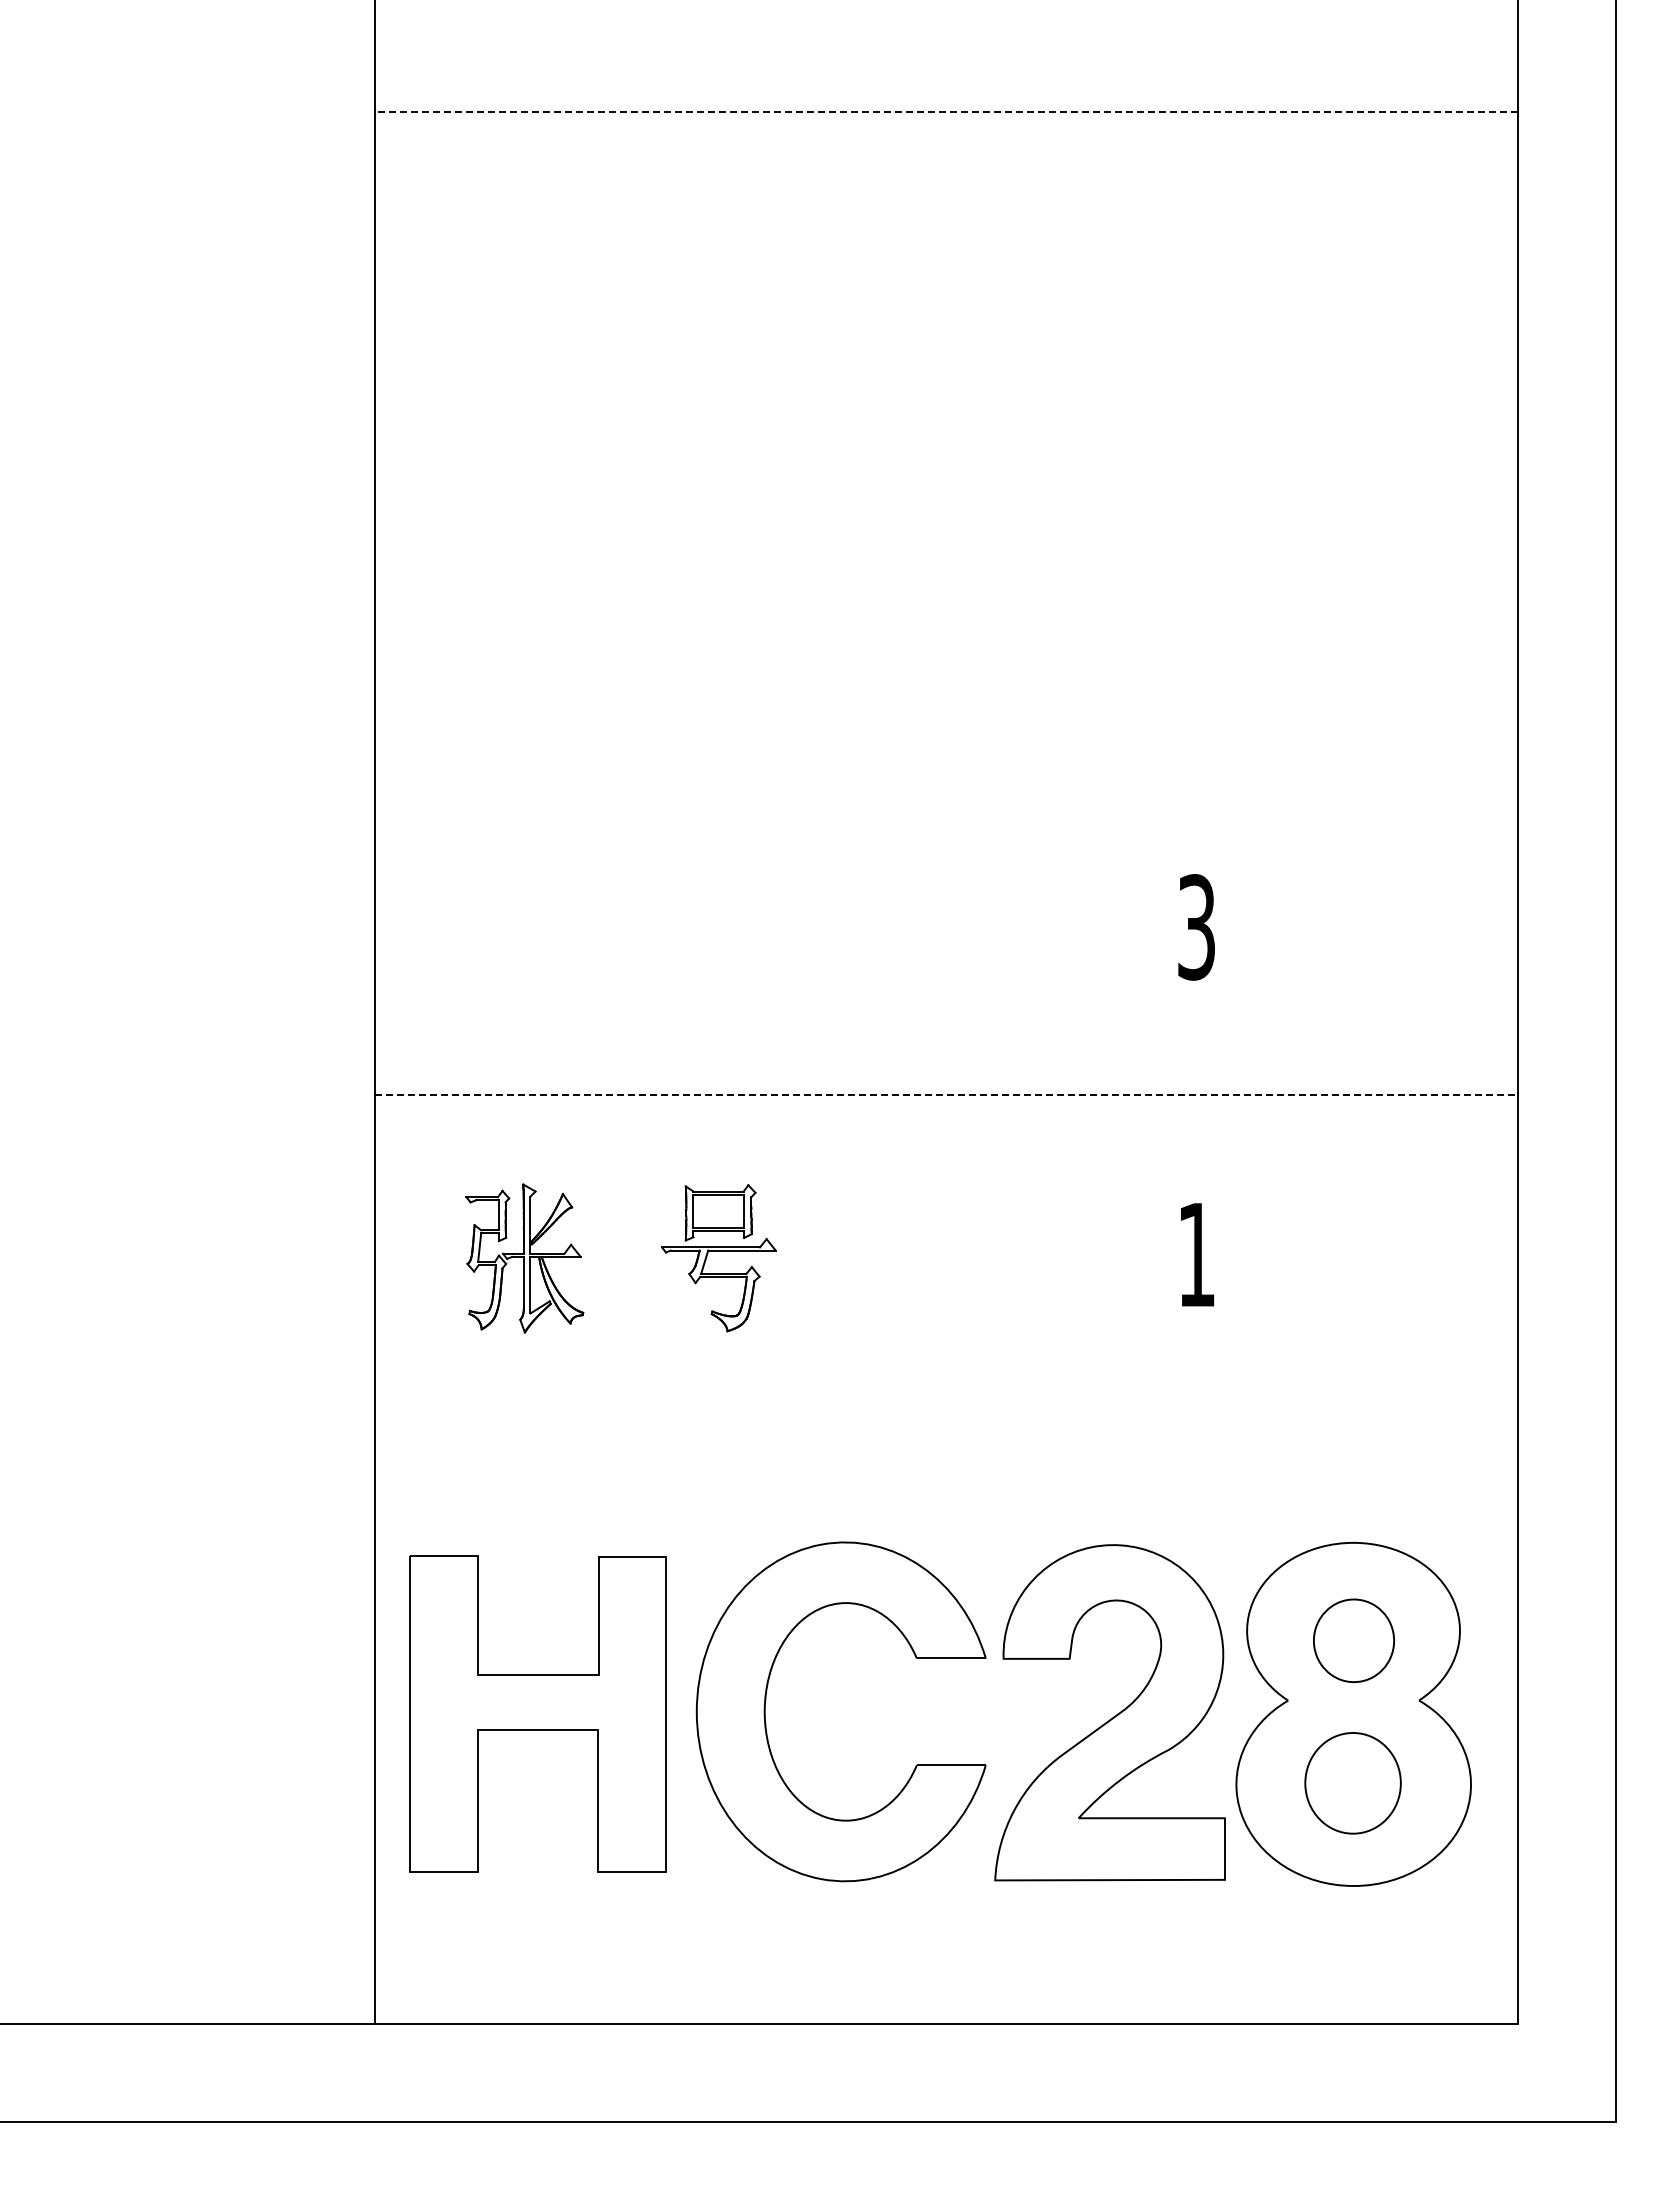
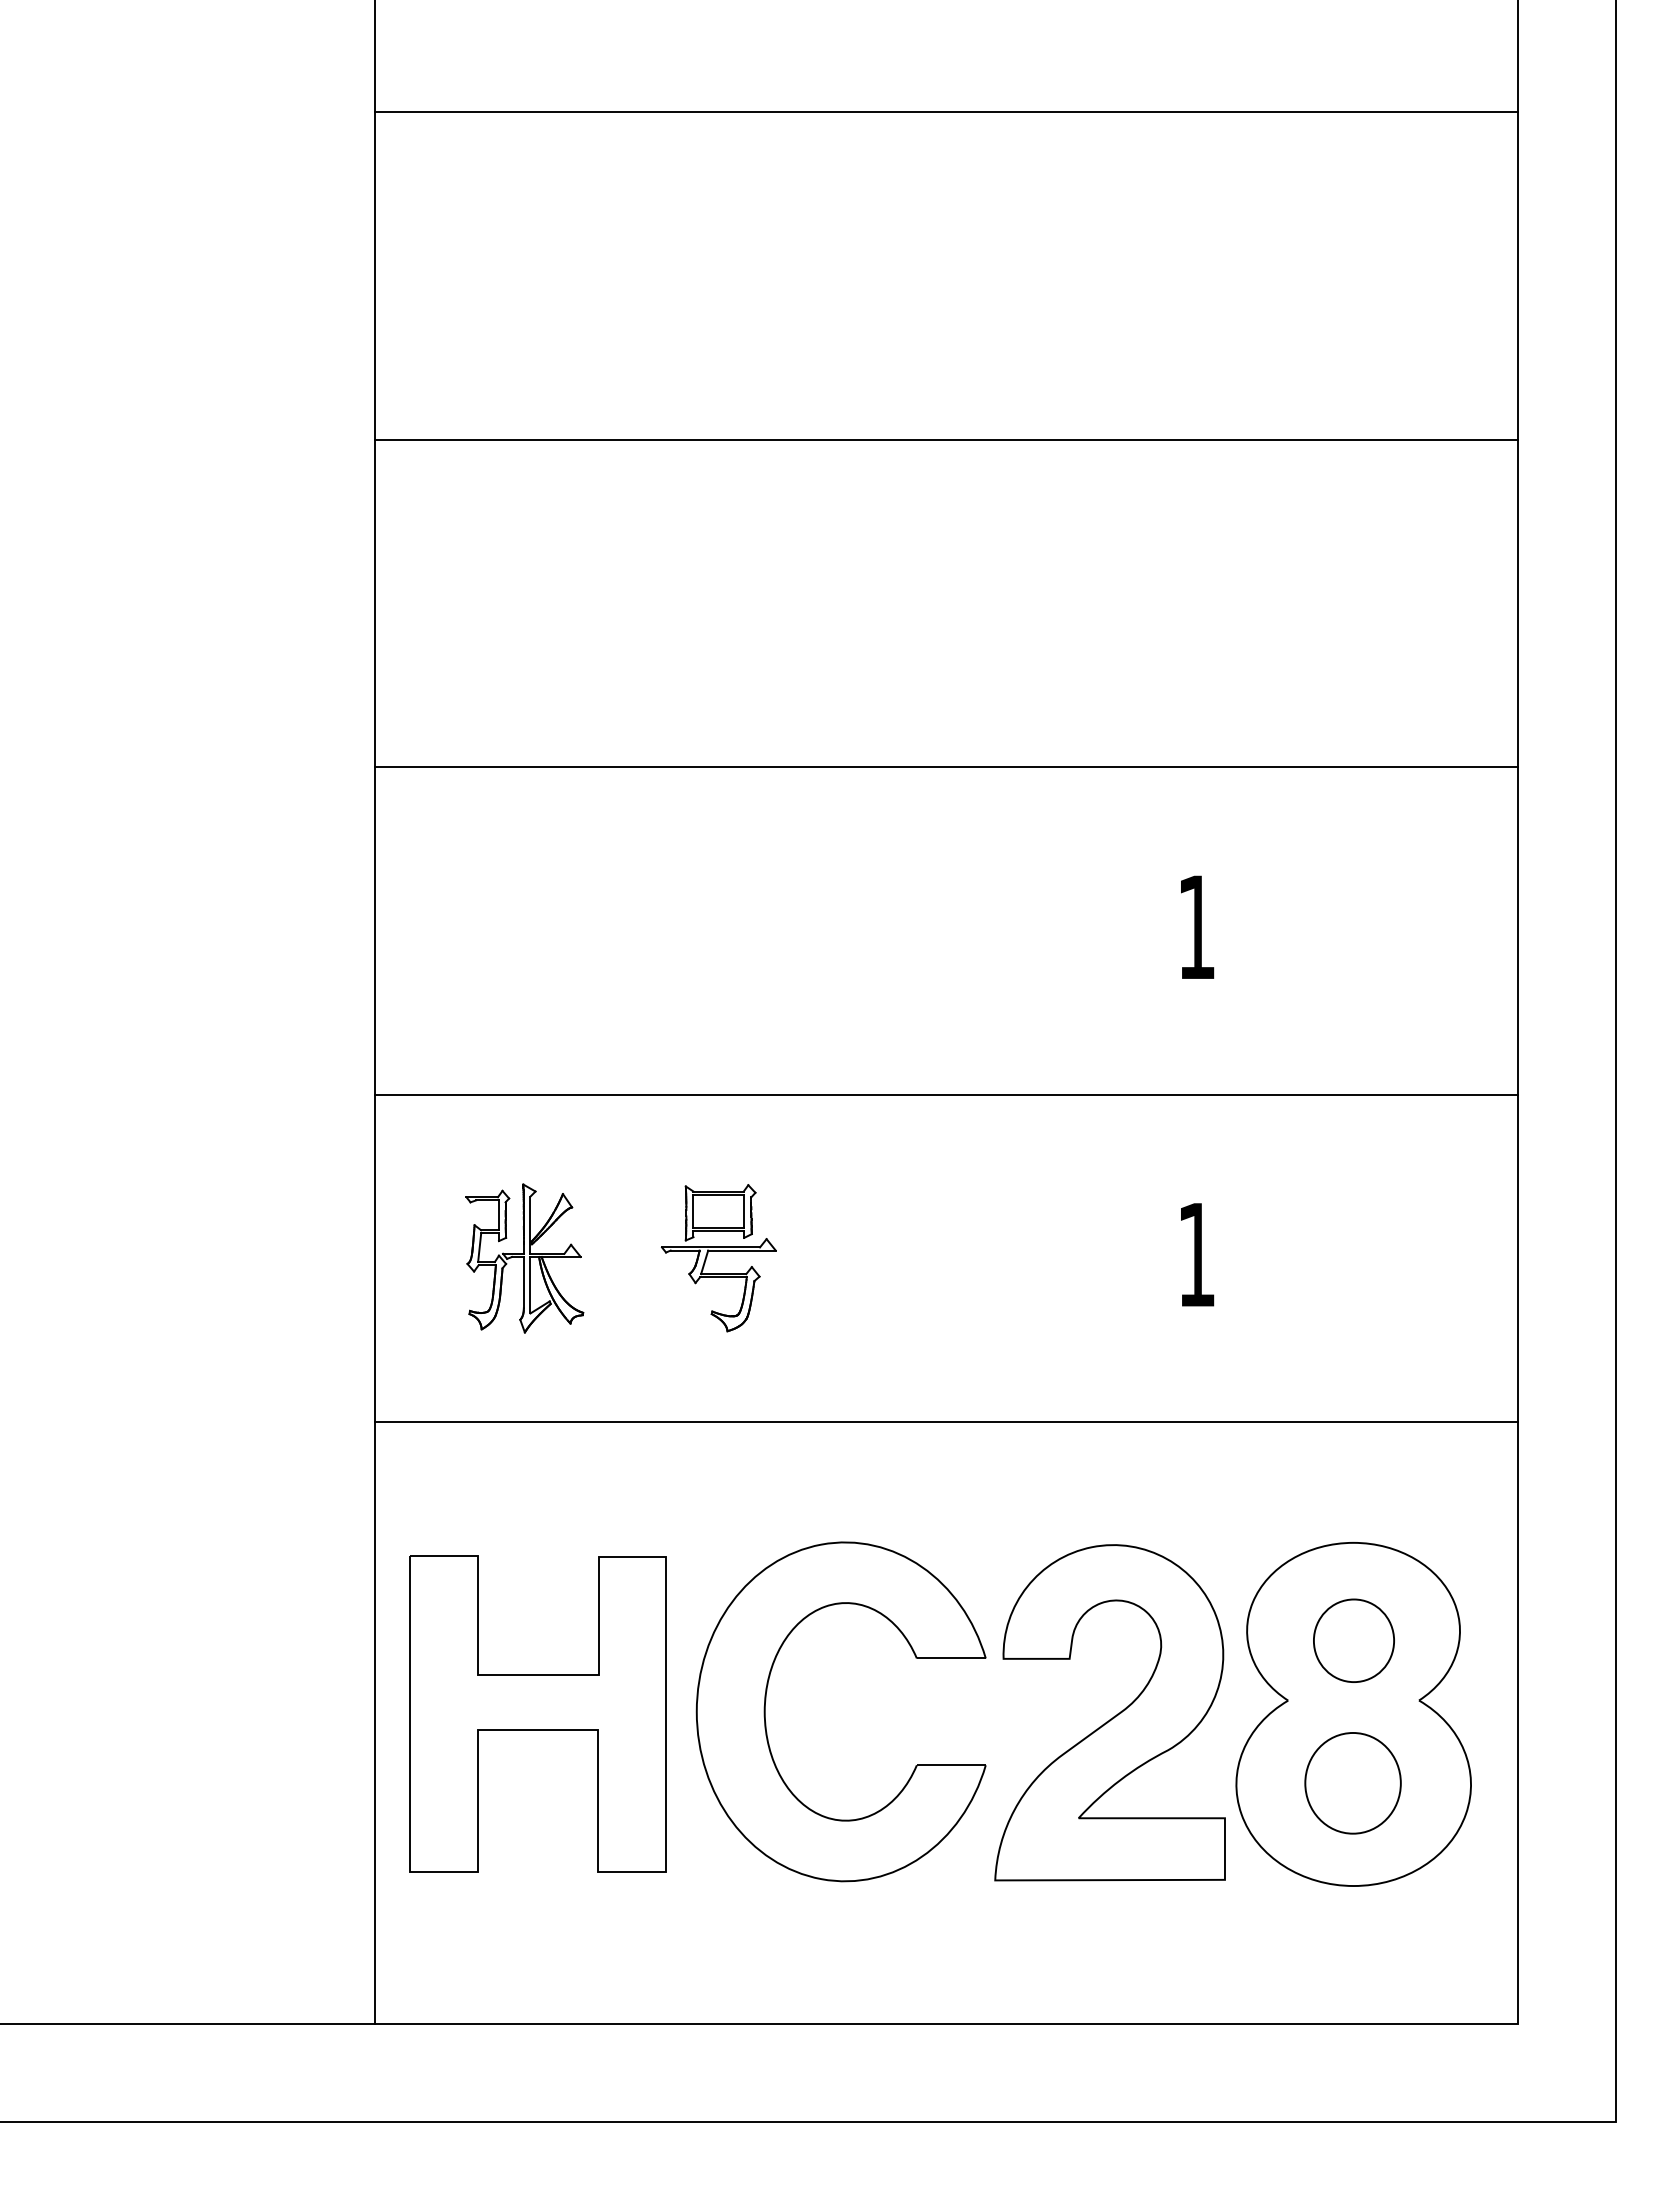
line: dashed -> solid (946, 112)
line: none -> present (946, 439)
line: none -> present (946, 767)
text: 3 -> 1 (1196, 927)
line: dashed -> solid (946, 1094)
line: none -> present (946, 1422)
